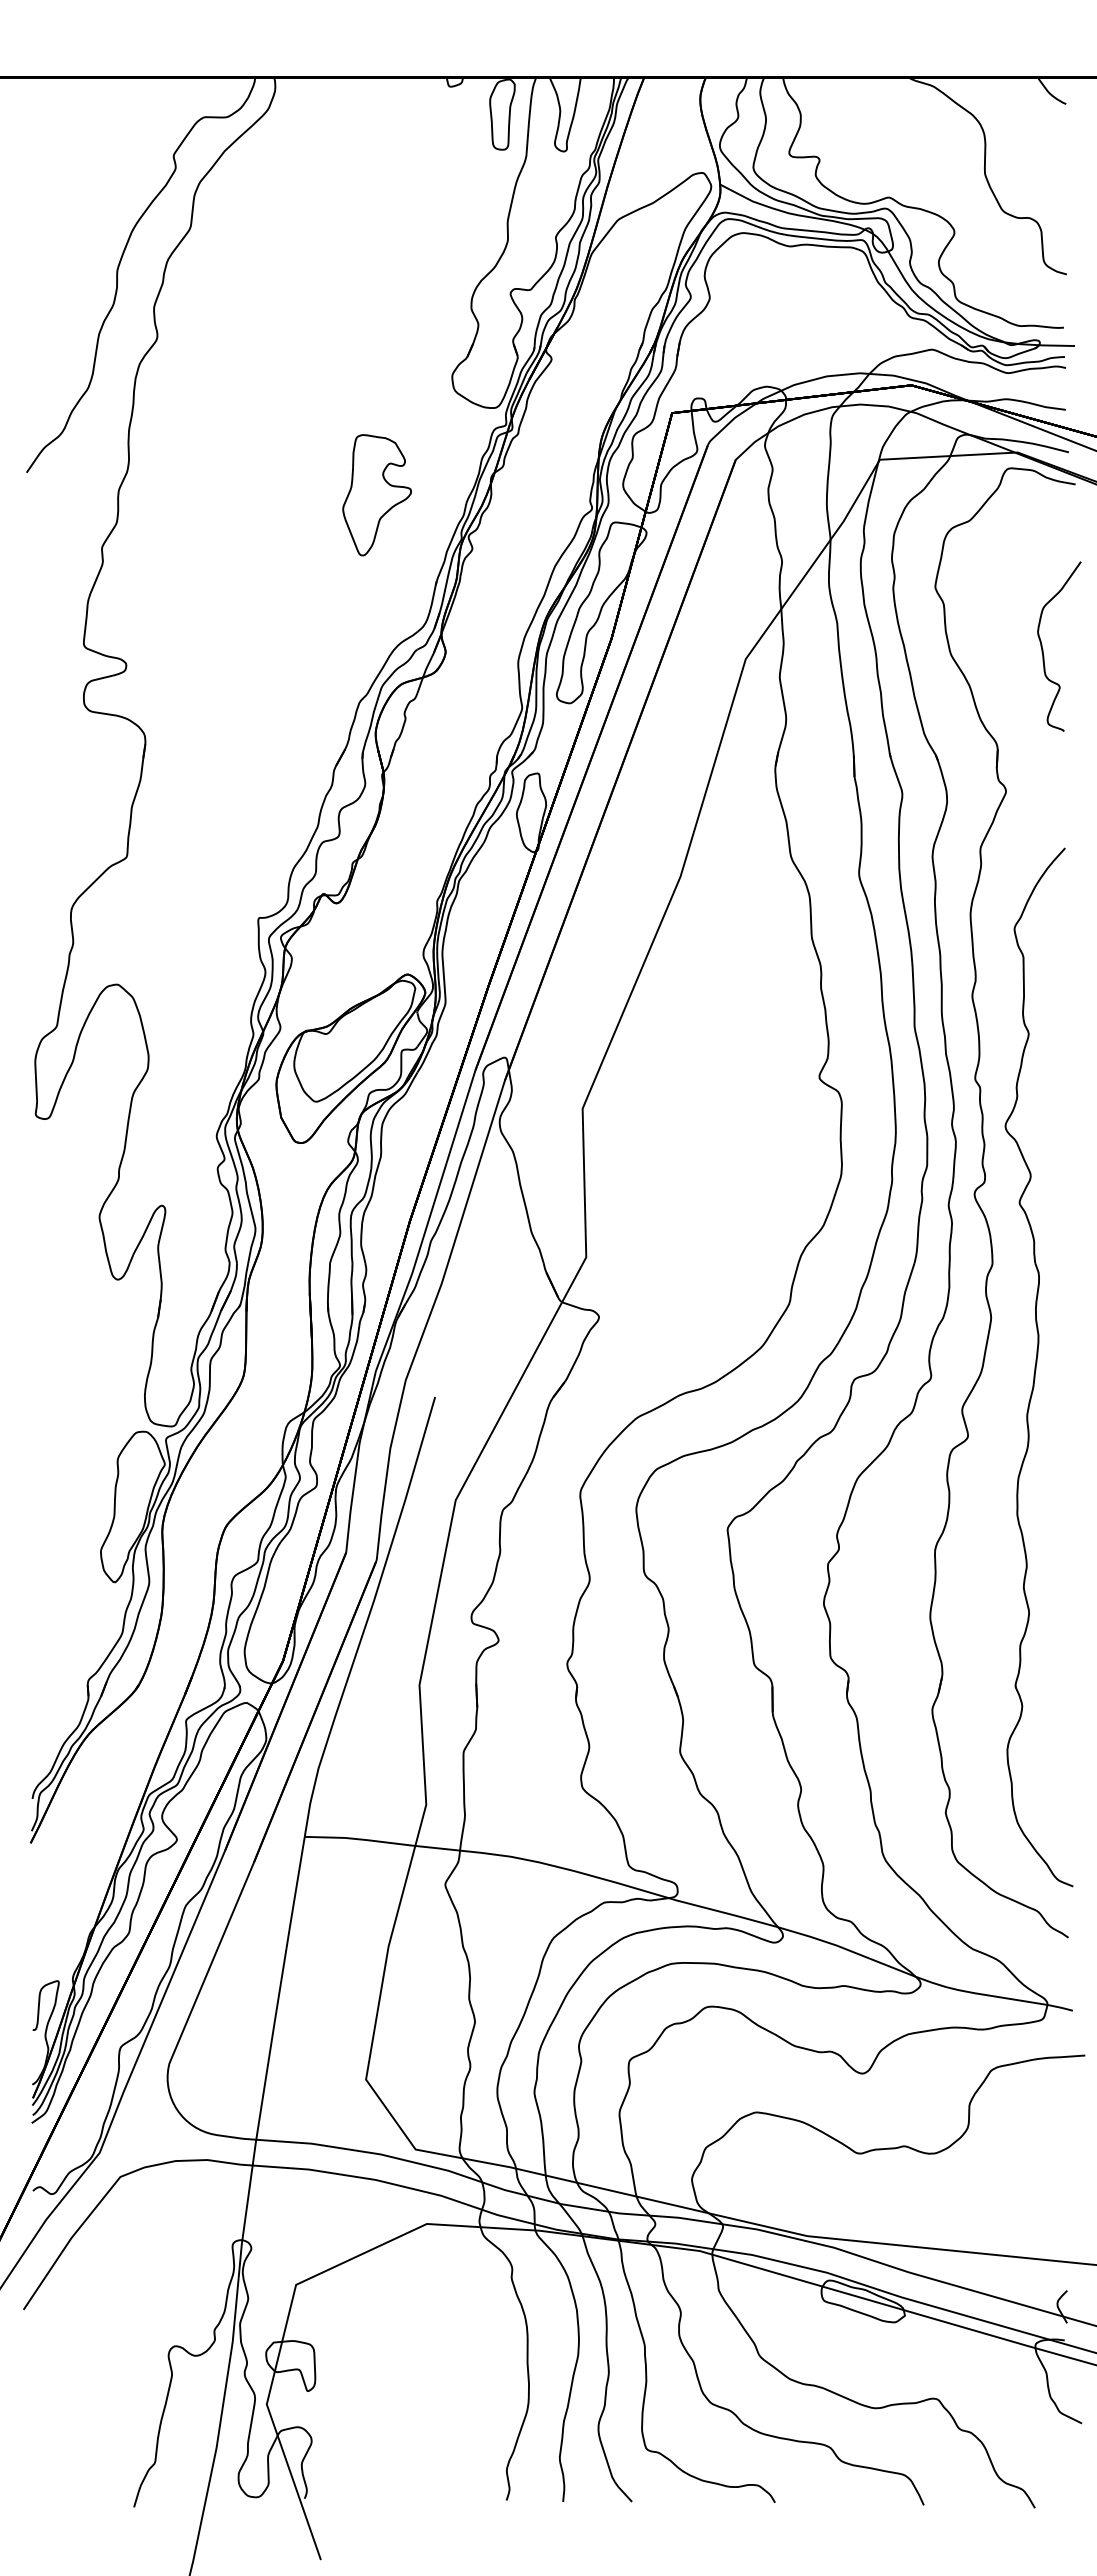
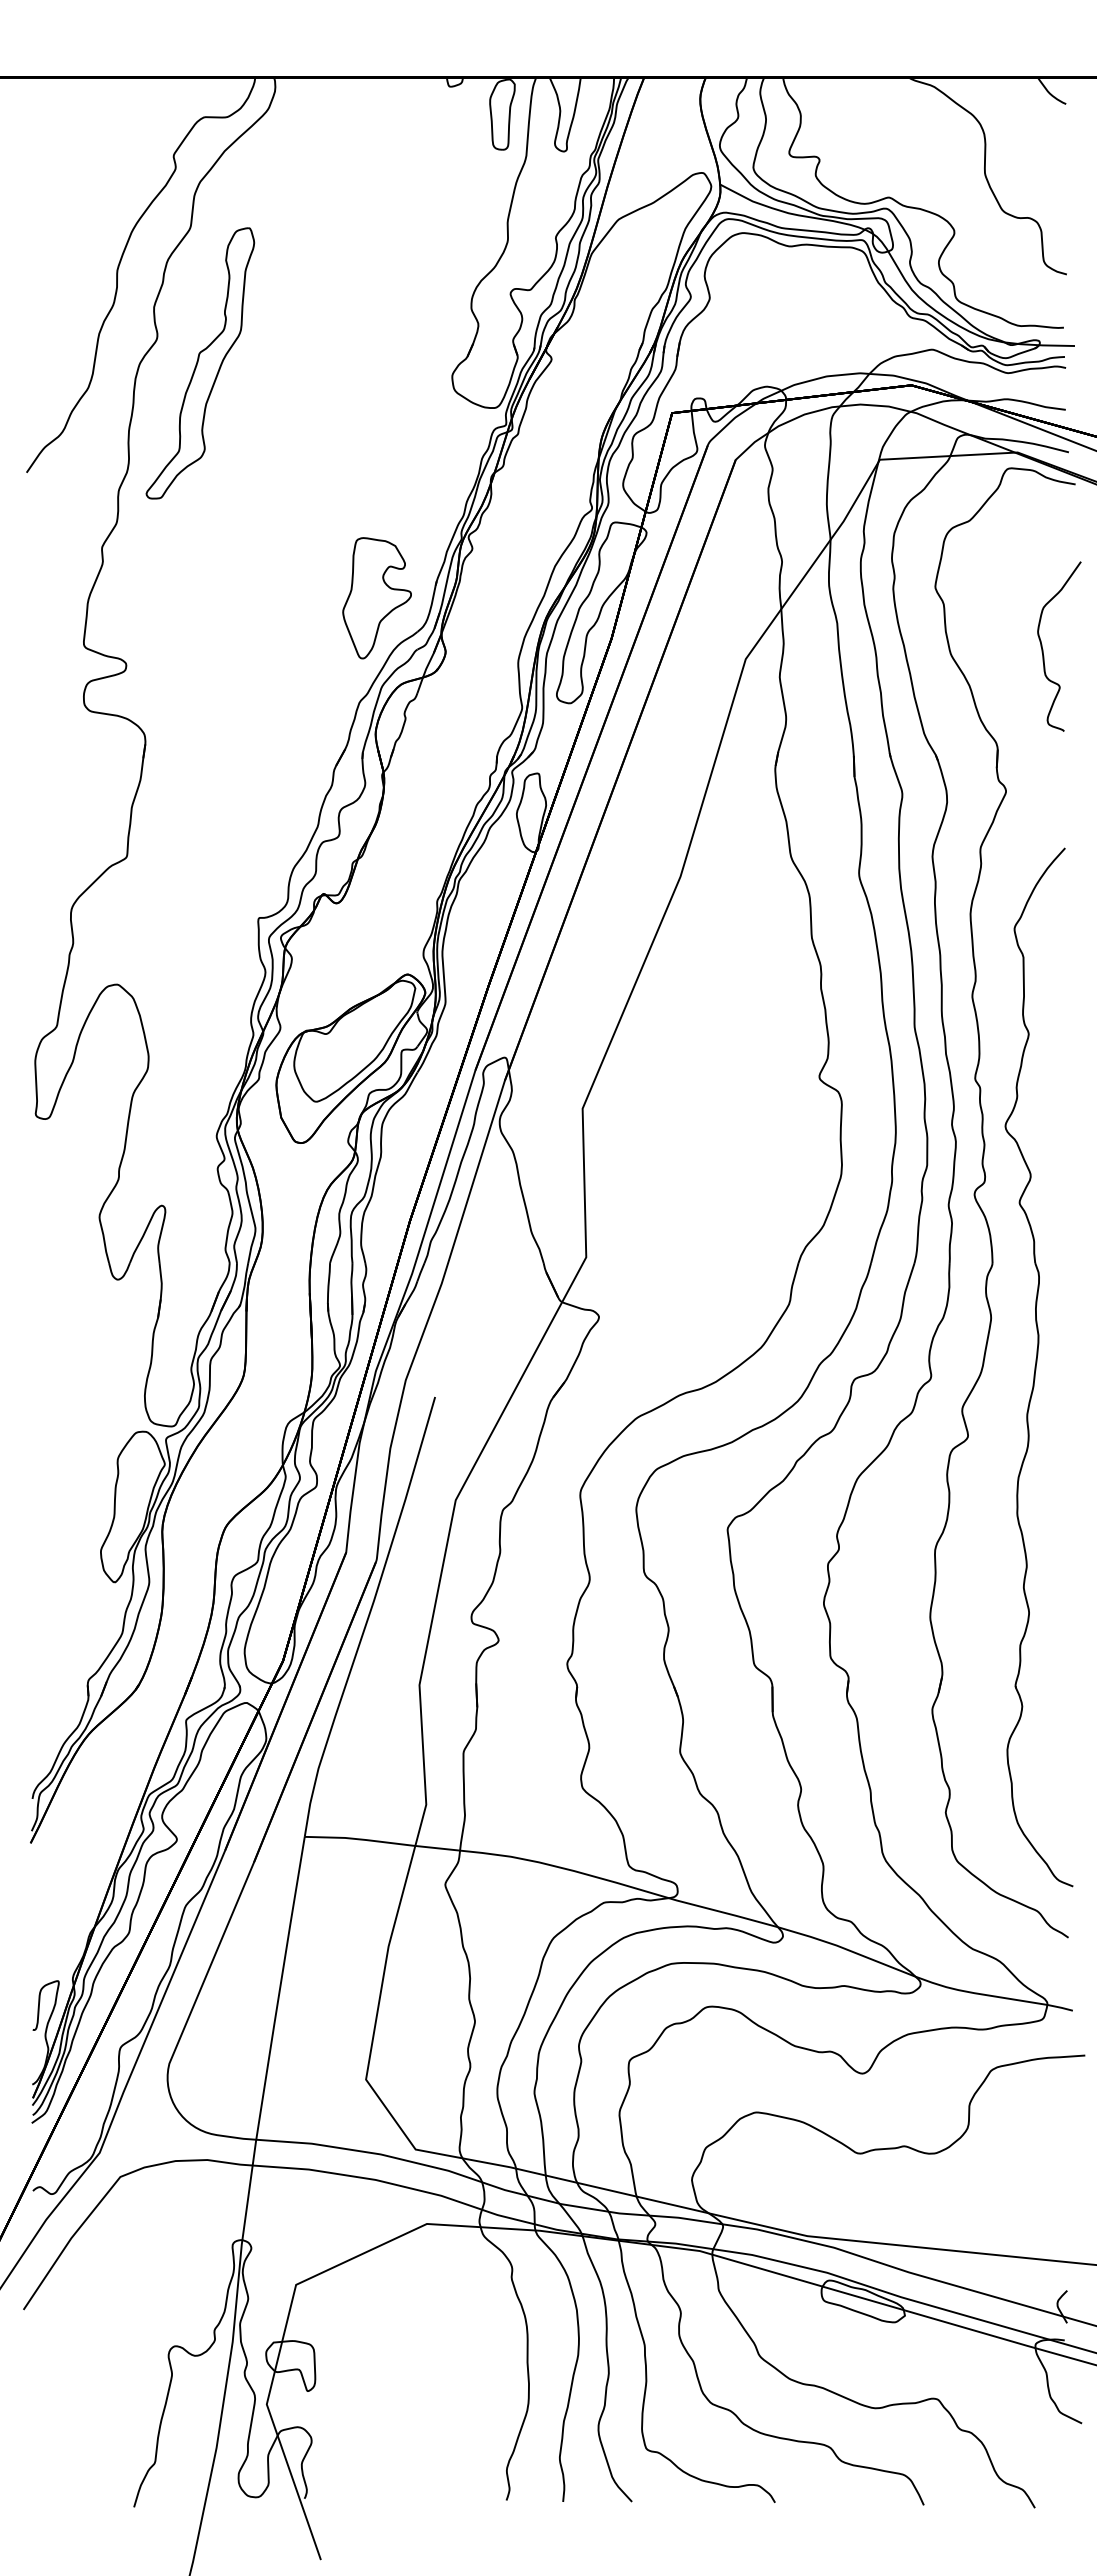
part: none -> present (200, 363)
part position: (376, 495) -> (376, 598) (376, 598)
